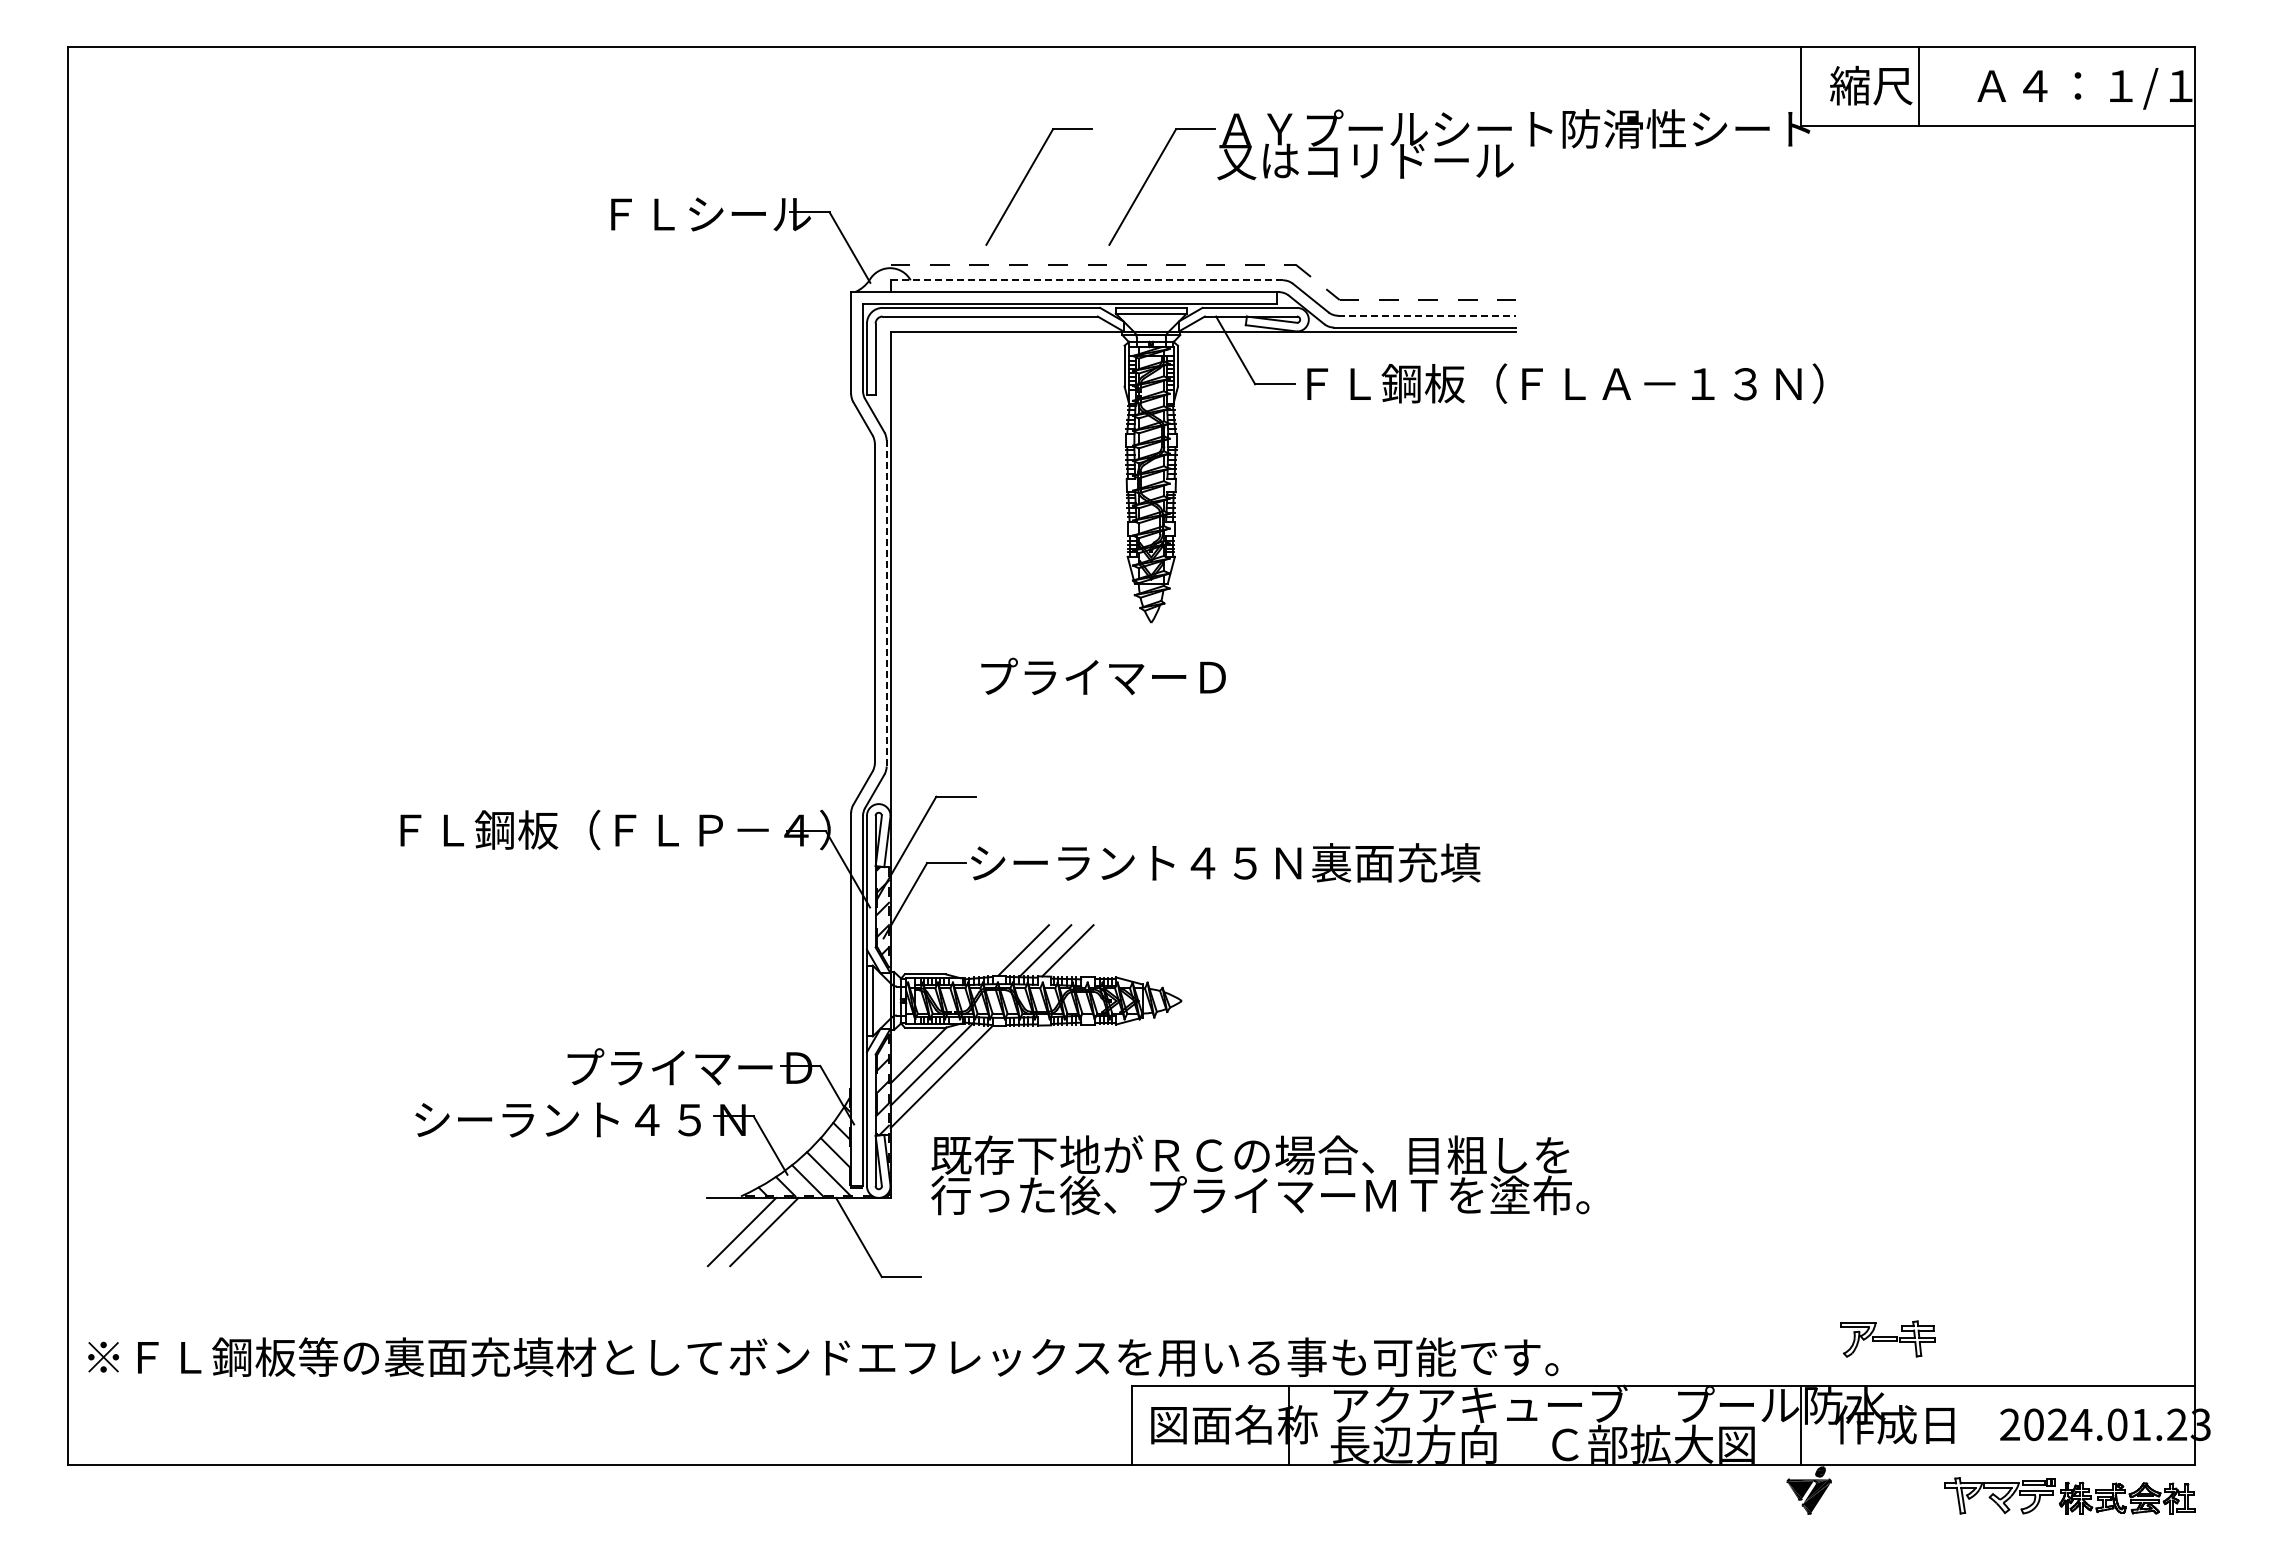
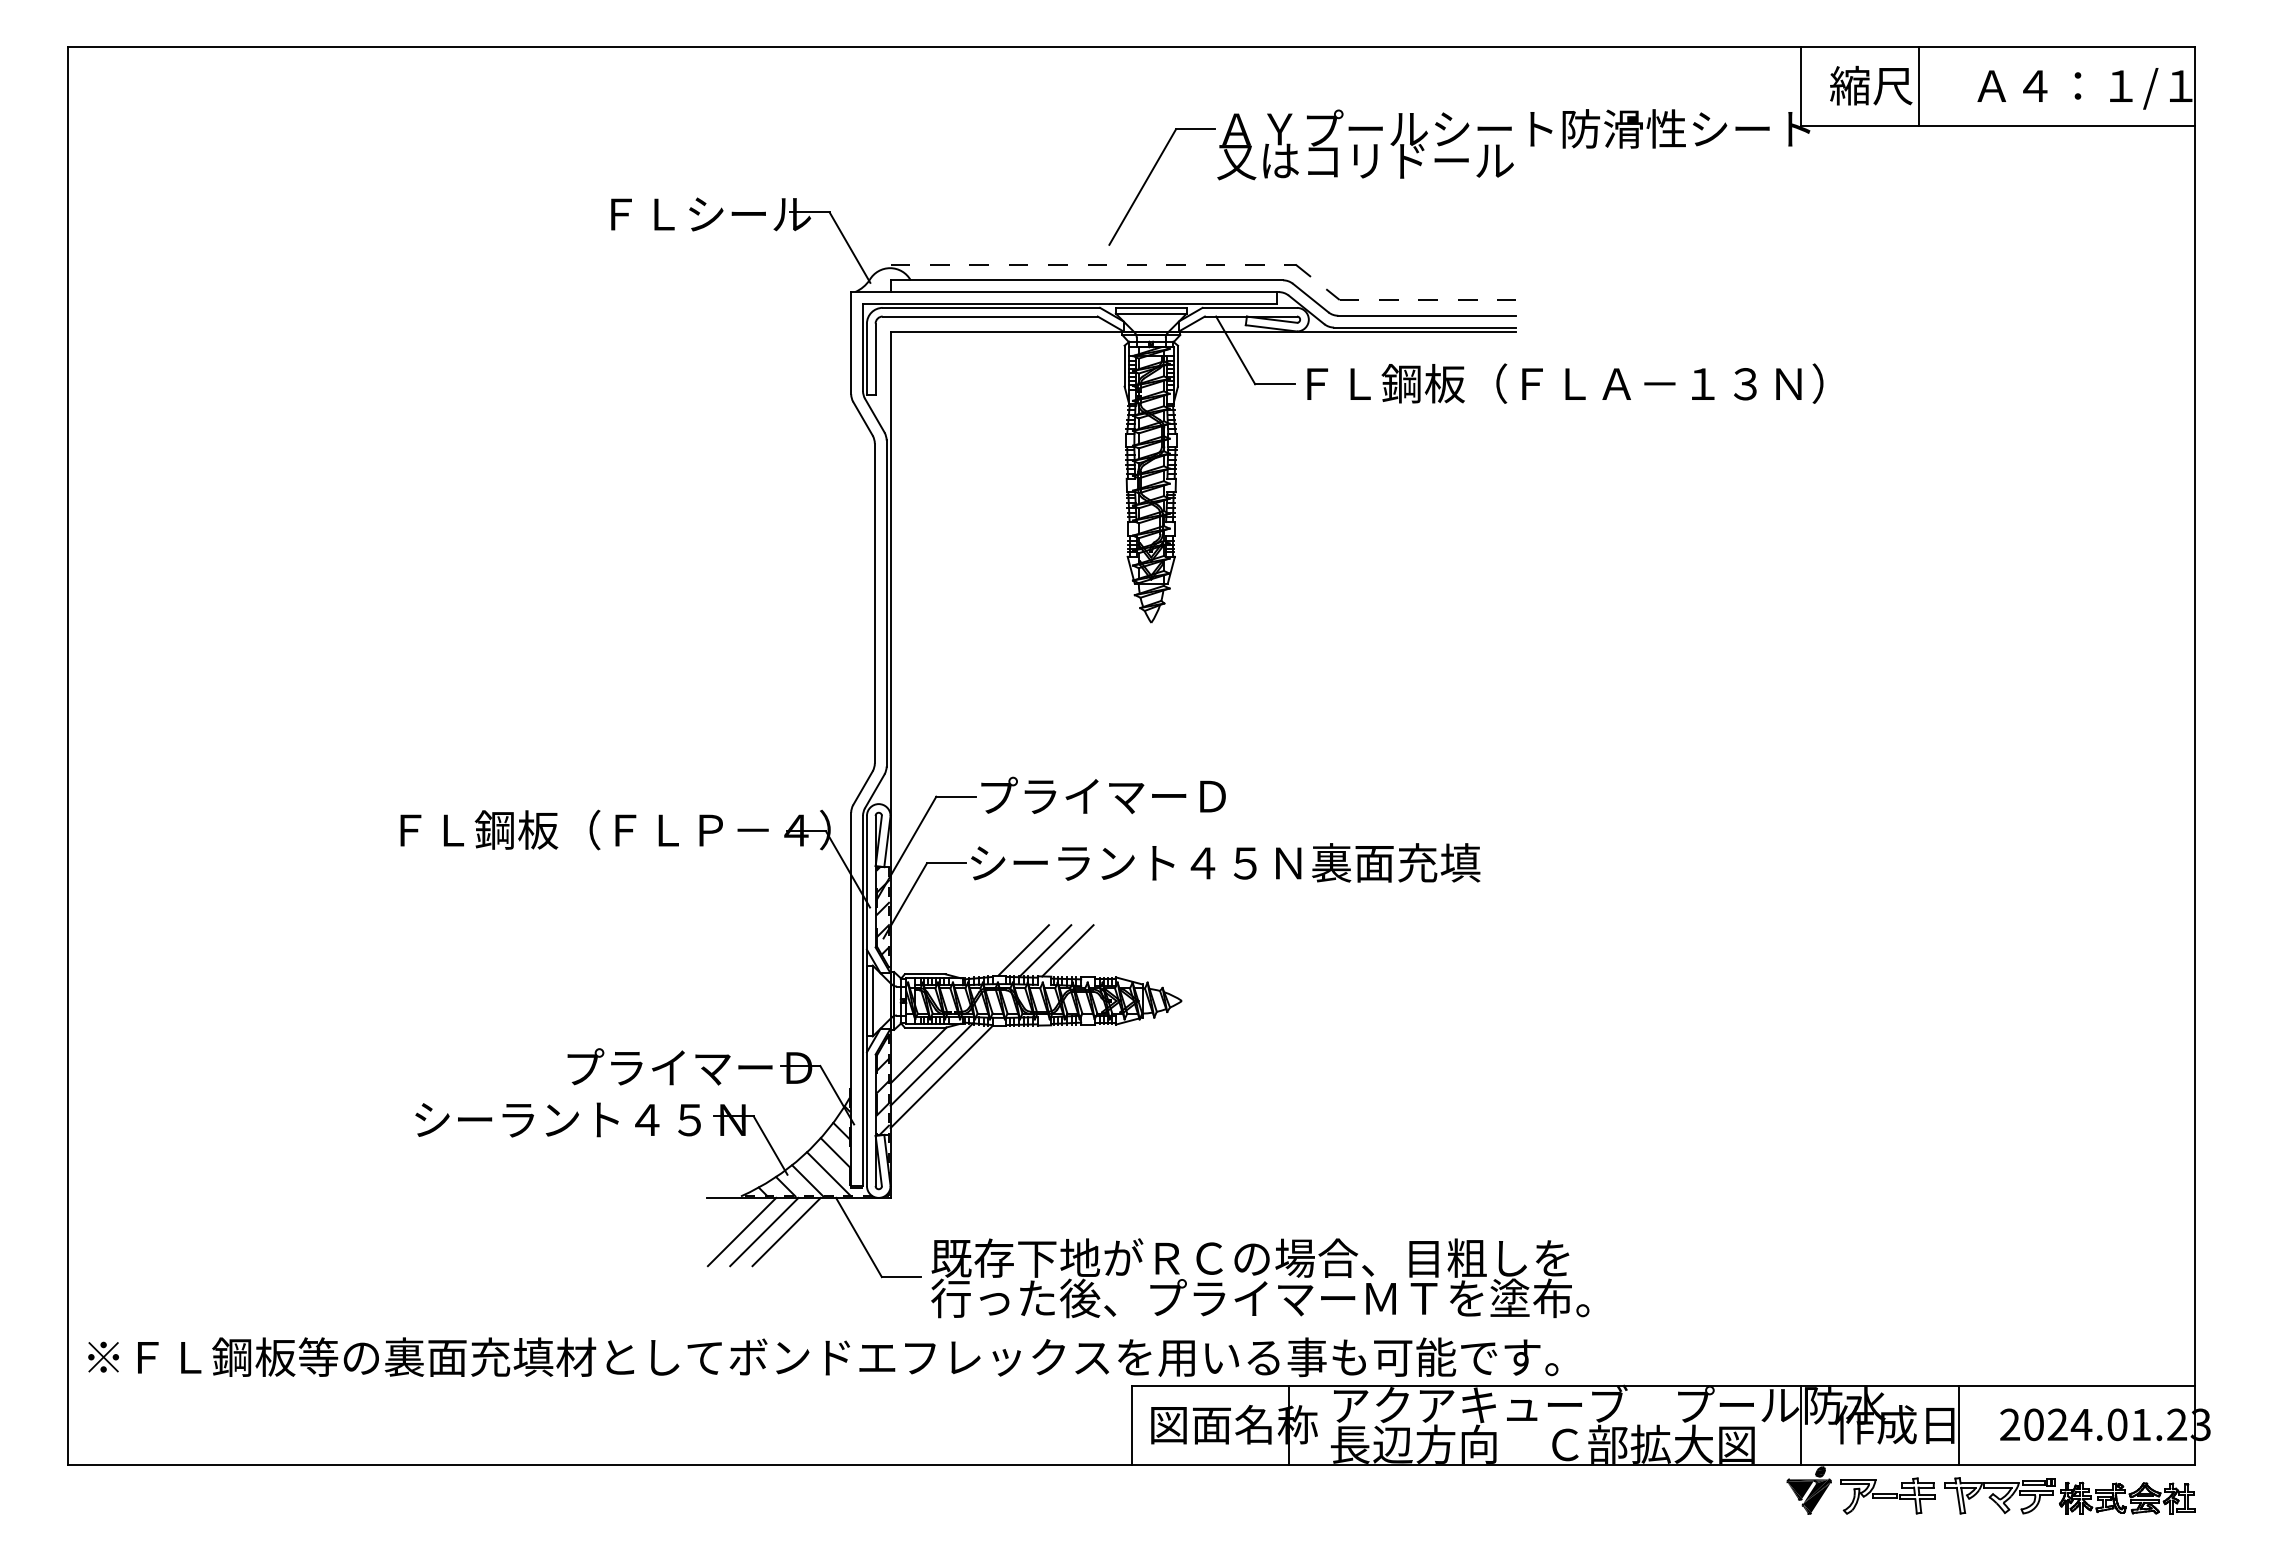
part: present -> none (1025, 179)
line: dashed -> solid (1087, 280)
line: dashed -> solid (1427, 315)
line: dashed -> solid (886, 603)
text position: (1103, 676) -> (1103, 795) (1103, 795)
text position: (1260, 1175) -> (1260, 1278) (1260, 1278)
line: none -> present (786, 1231)
part position: (1887, 1338) -> (1887, 1495) (1887, 1495)
line: none -> present (1958, 1424)
